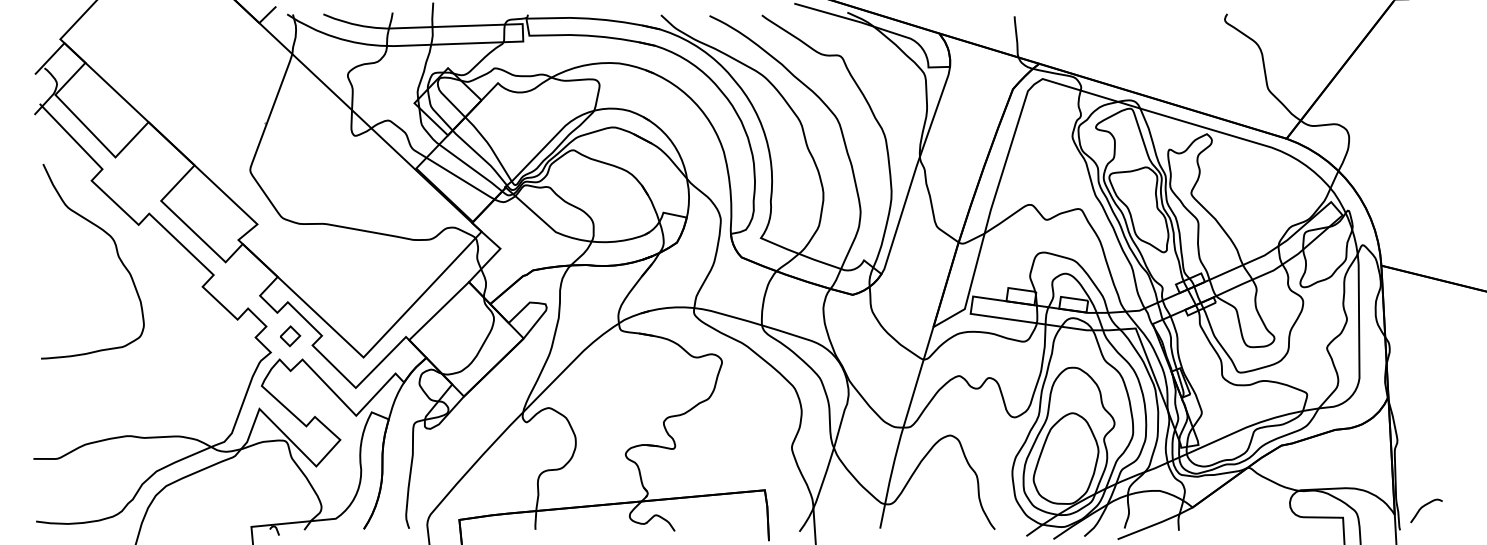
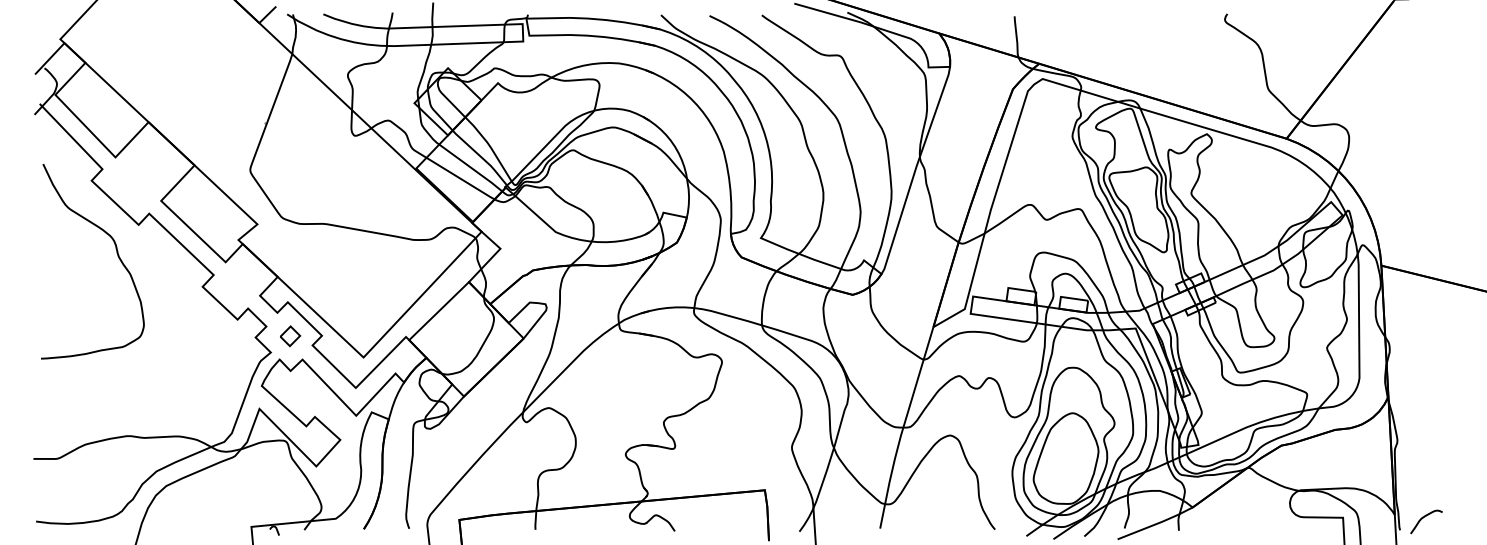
curve position: (1425, 506) -> (1425, 517) (1425, 517)
